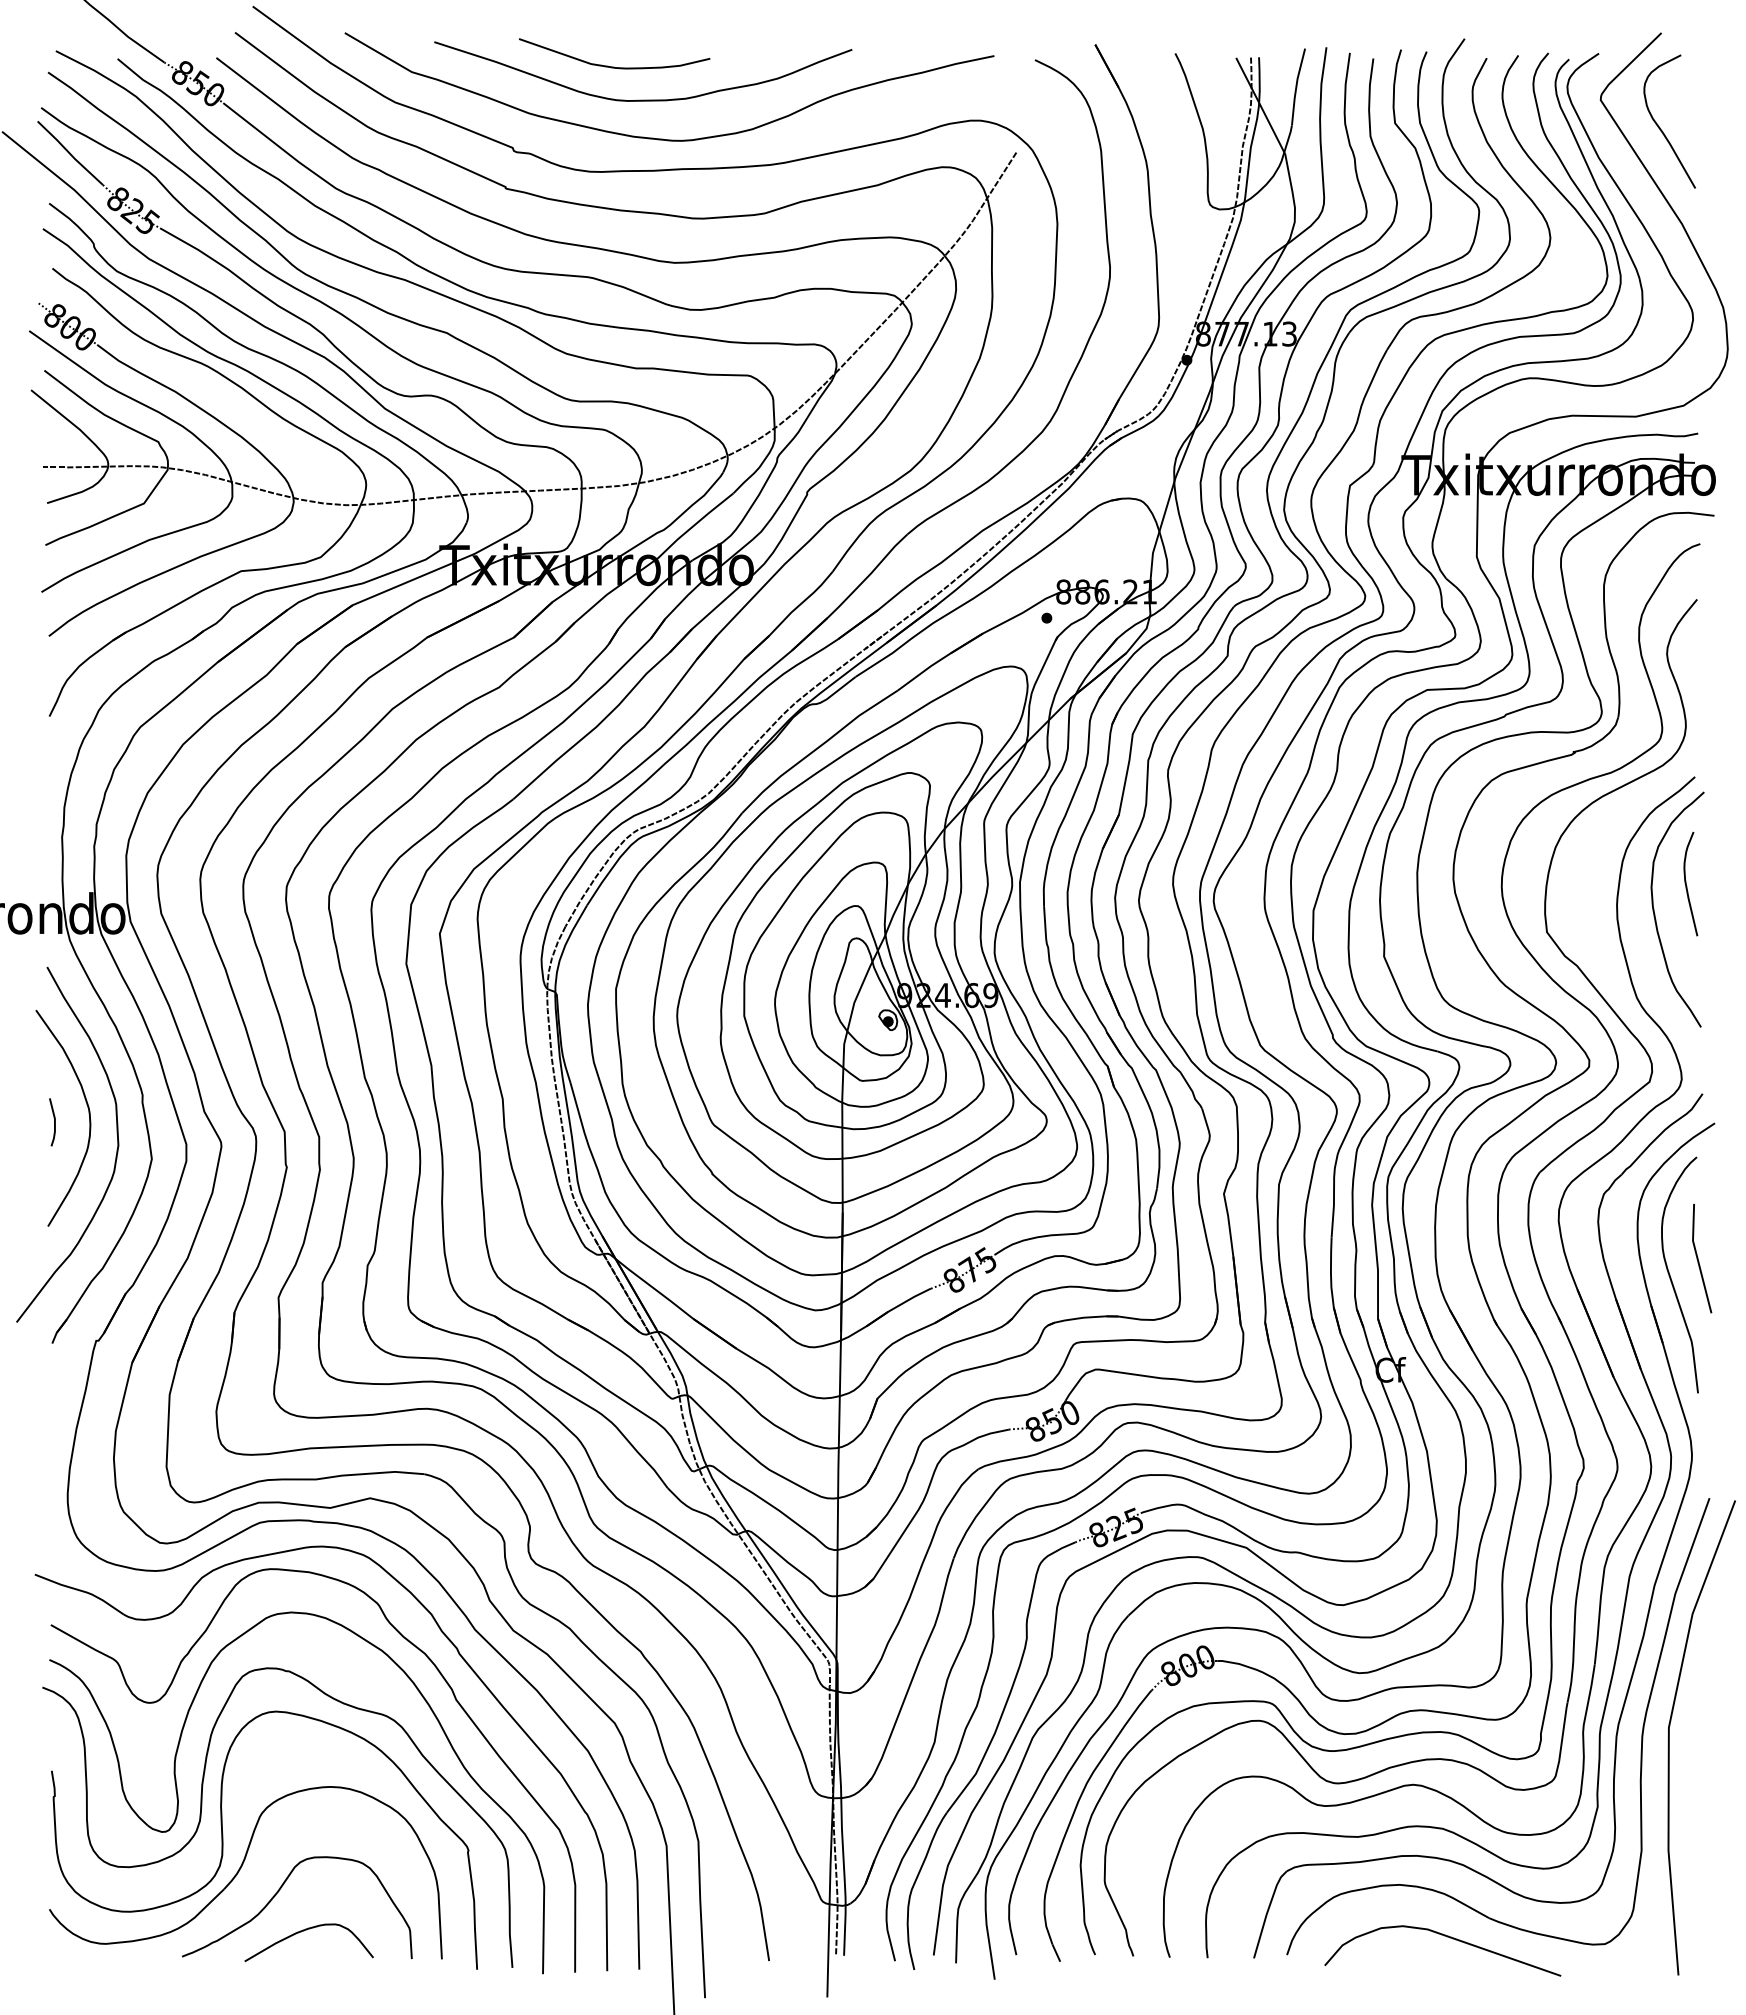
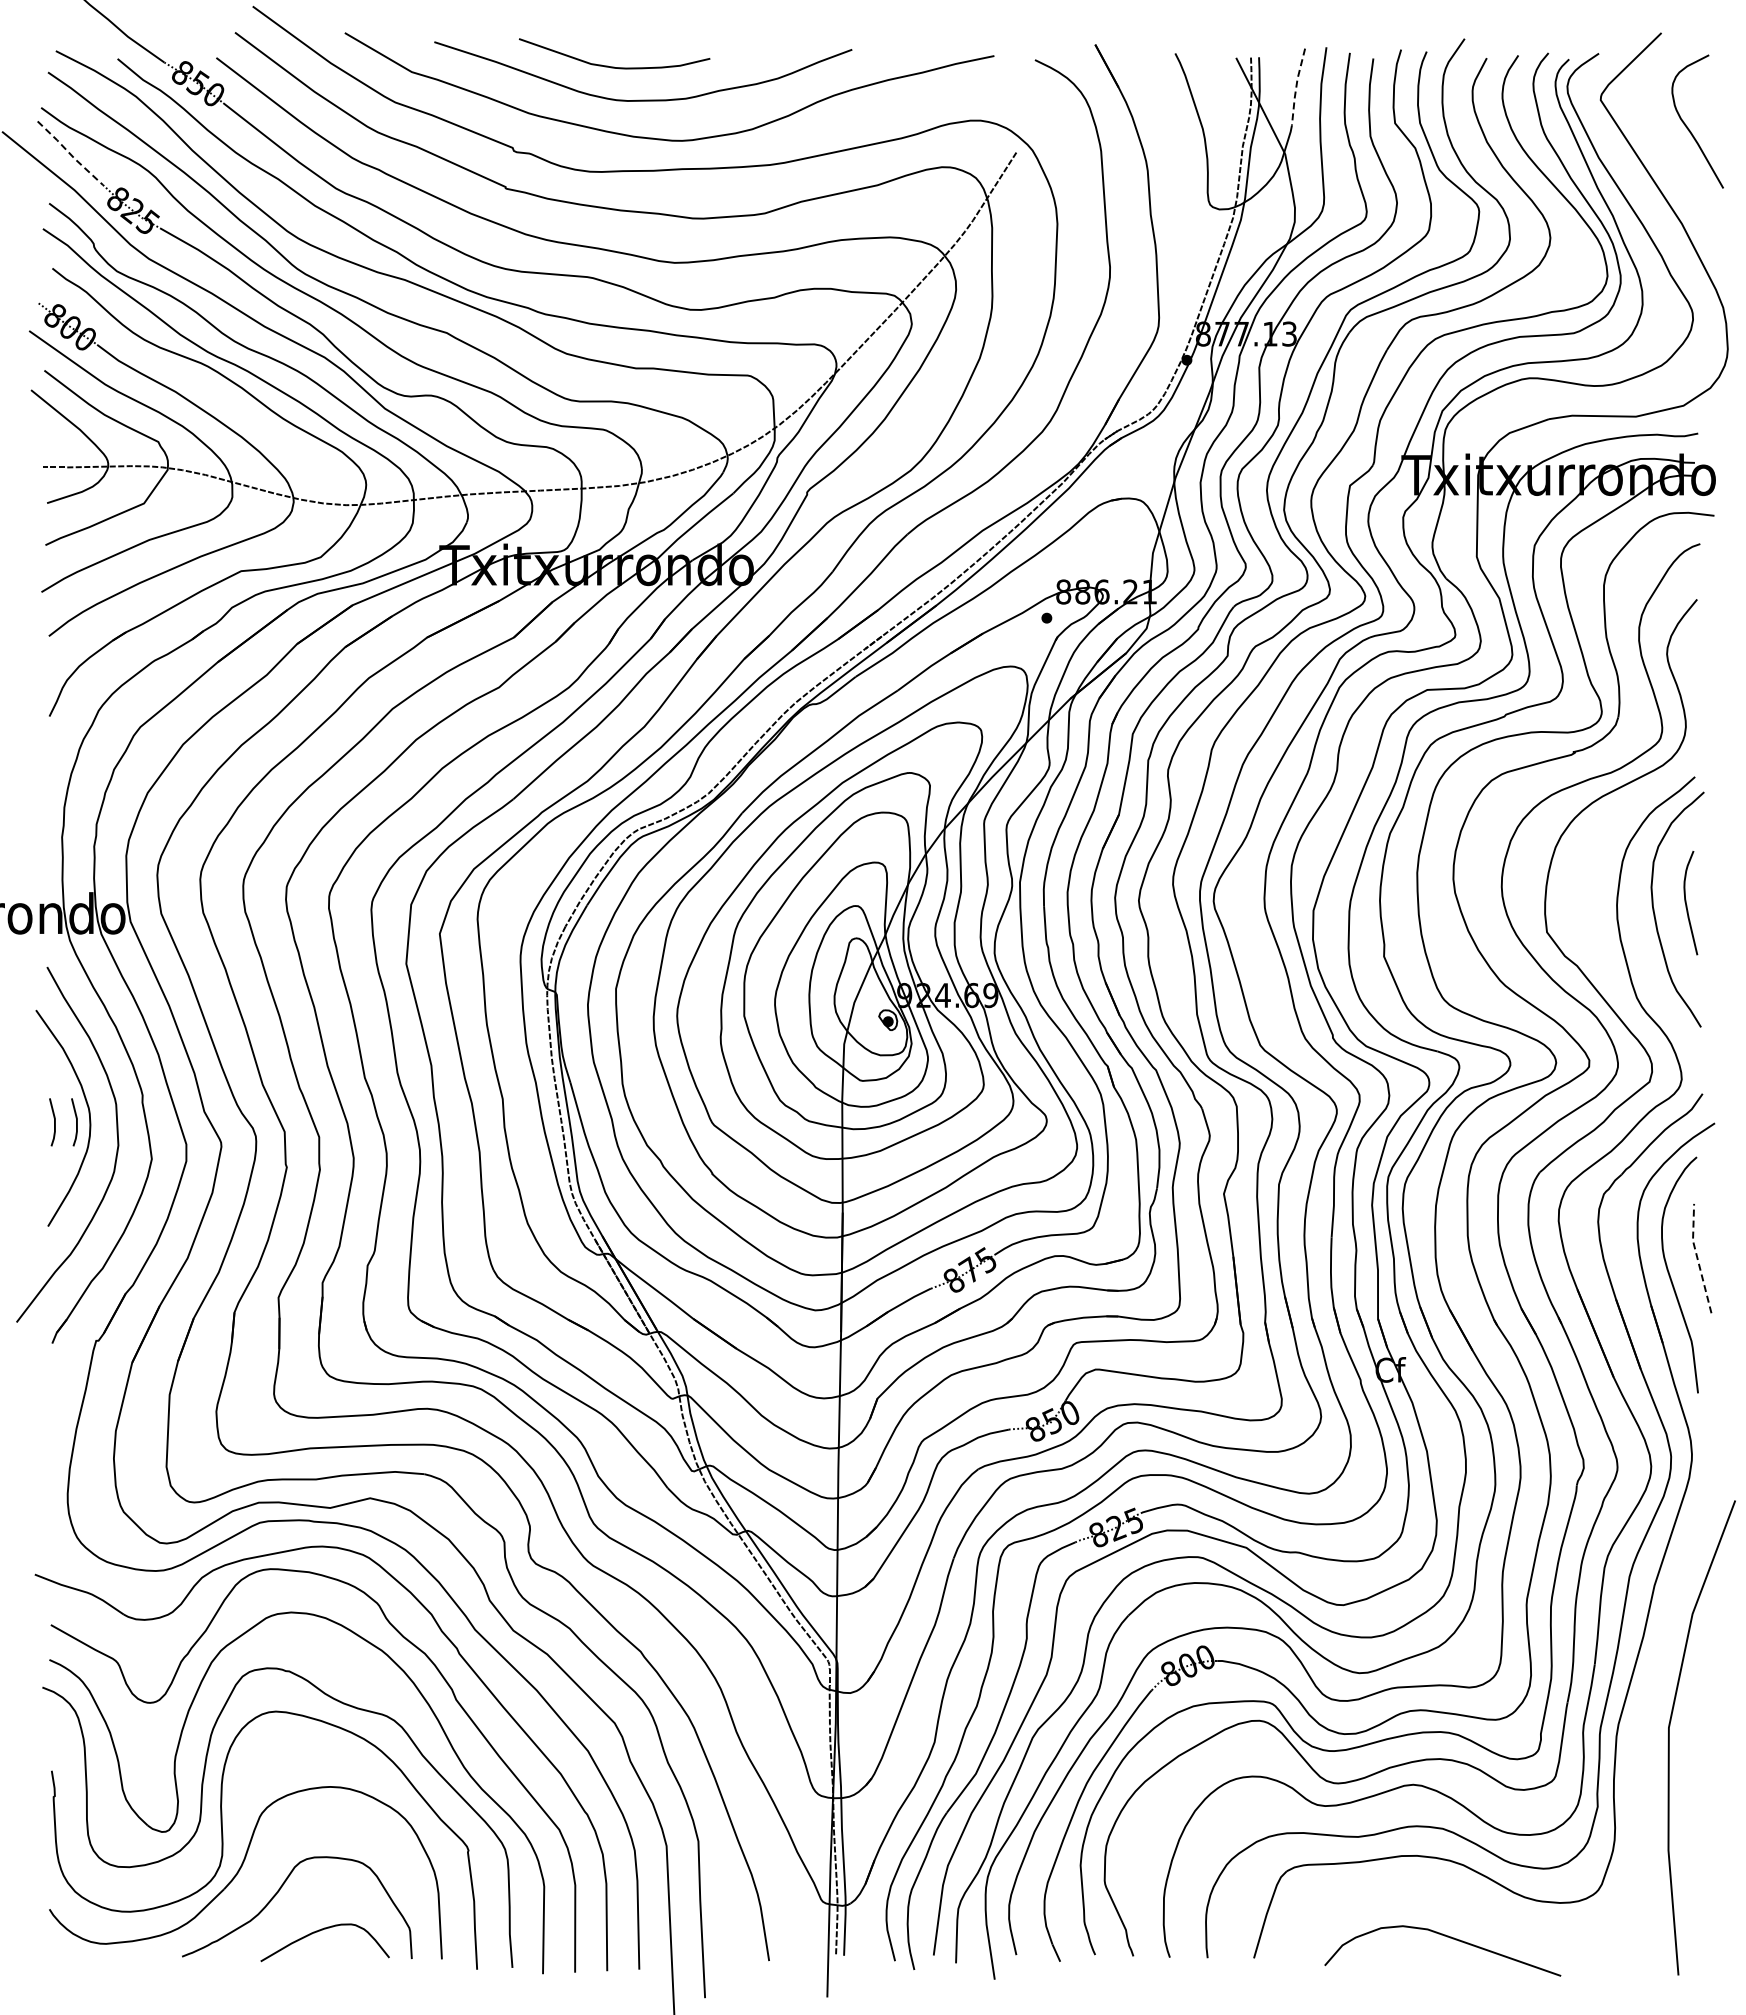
line: solid -> dashed (1296, 86)
curve position: (1660, 127) -> (1688, 127) (1688, 127)
line: solid -> dashed (70, 153)
curve position: (1687, 886) -> (1687, 905) (1687, 905)
line: none -> present (76, 1122)
line: solid -> dashed (1697, 1258)
part: present -> none (1641, 1733)
curve position: (304, 1931) -> (320, 1931) (320, 1931)
